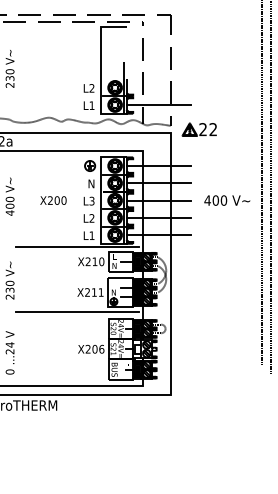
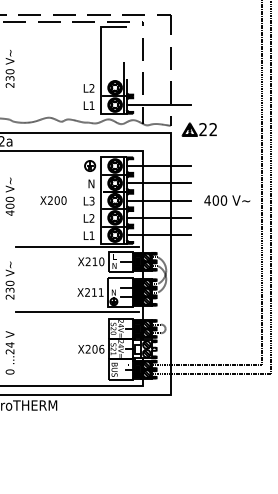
line: none -> present (207, 365)
line: none -> present (211, 373)
